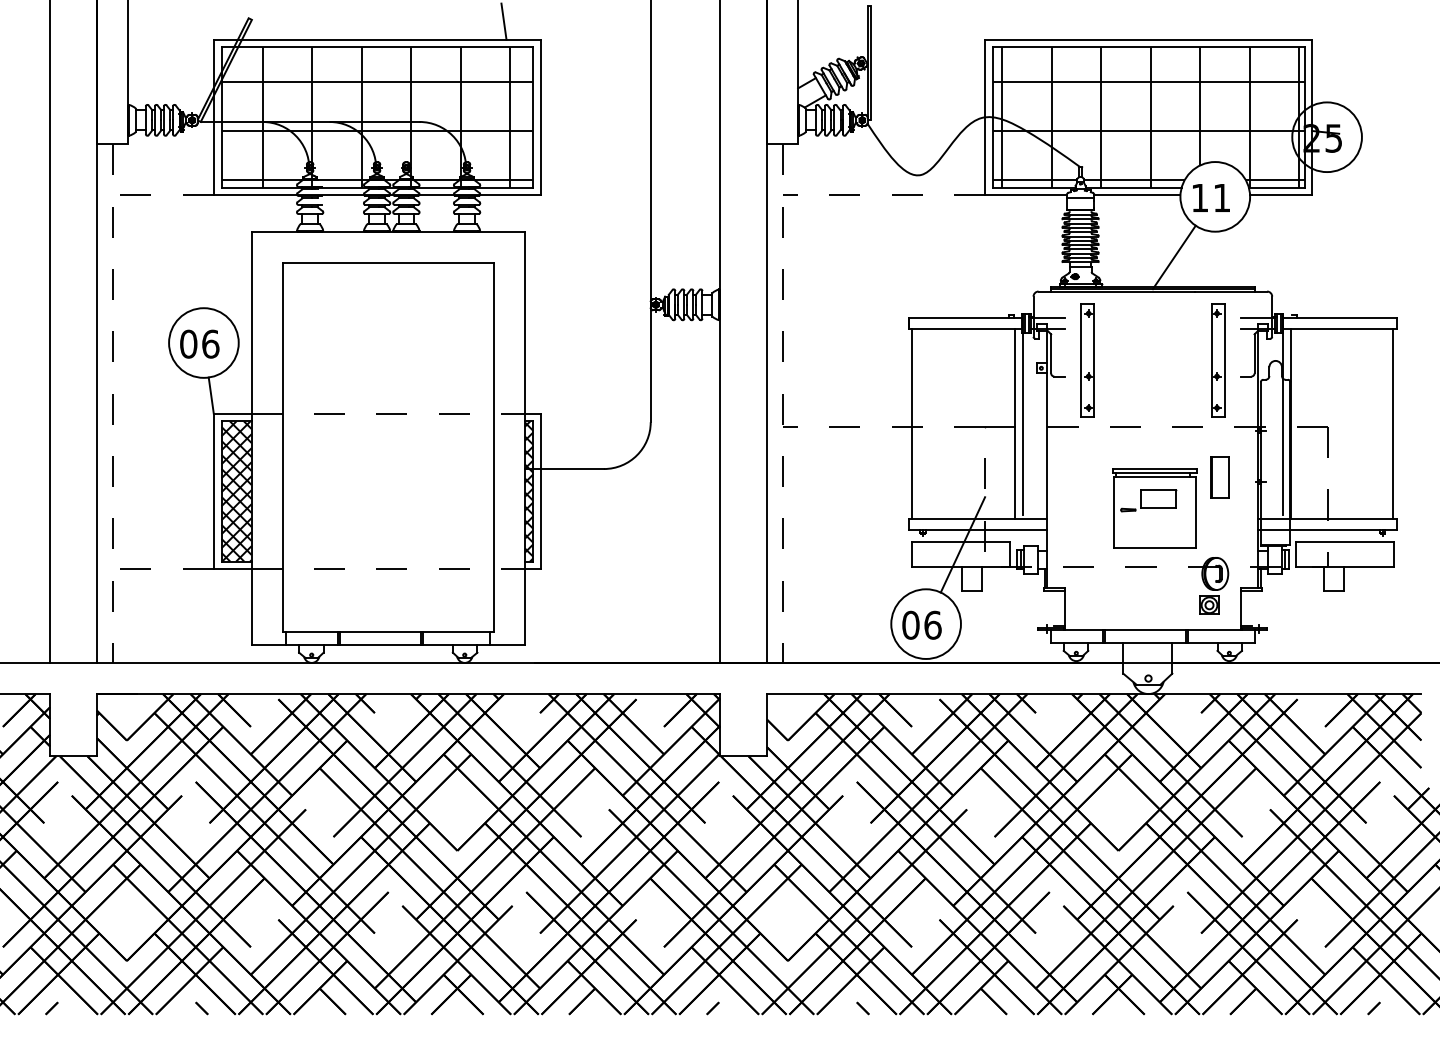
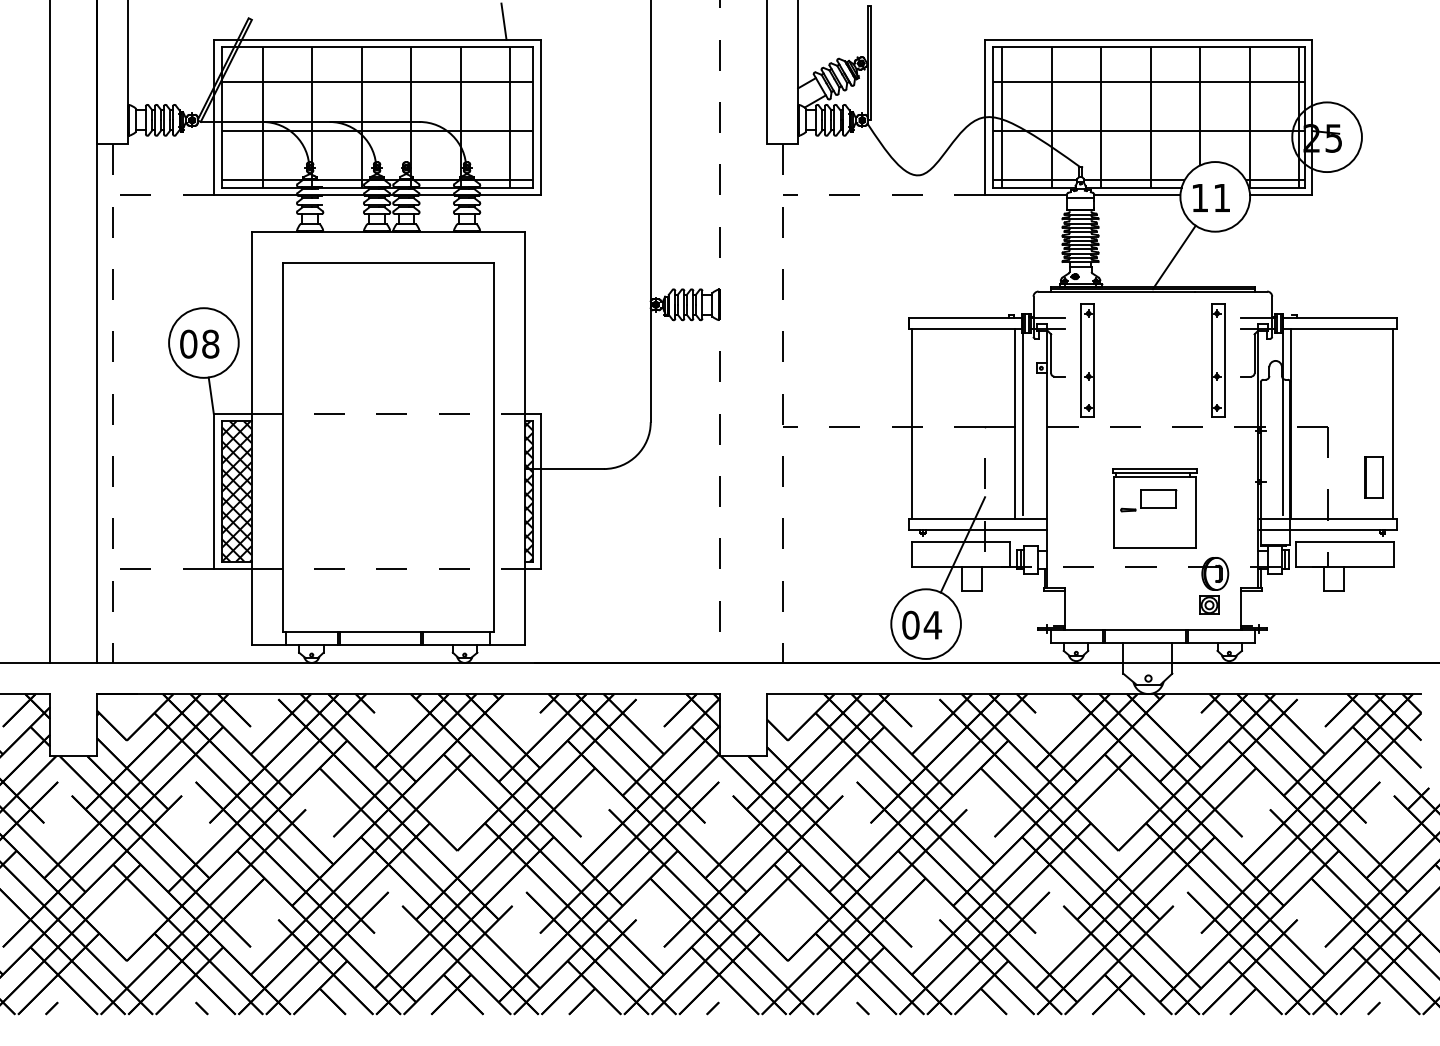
line: solid -> dashed (720, 332)
line: present -> none (766, 332)
text: 06 -> 08 (210, 343)
part position: (1219, 477) -> (1373, 477) (1373, 477)
text: 06 -> 04 (932, 624)
